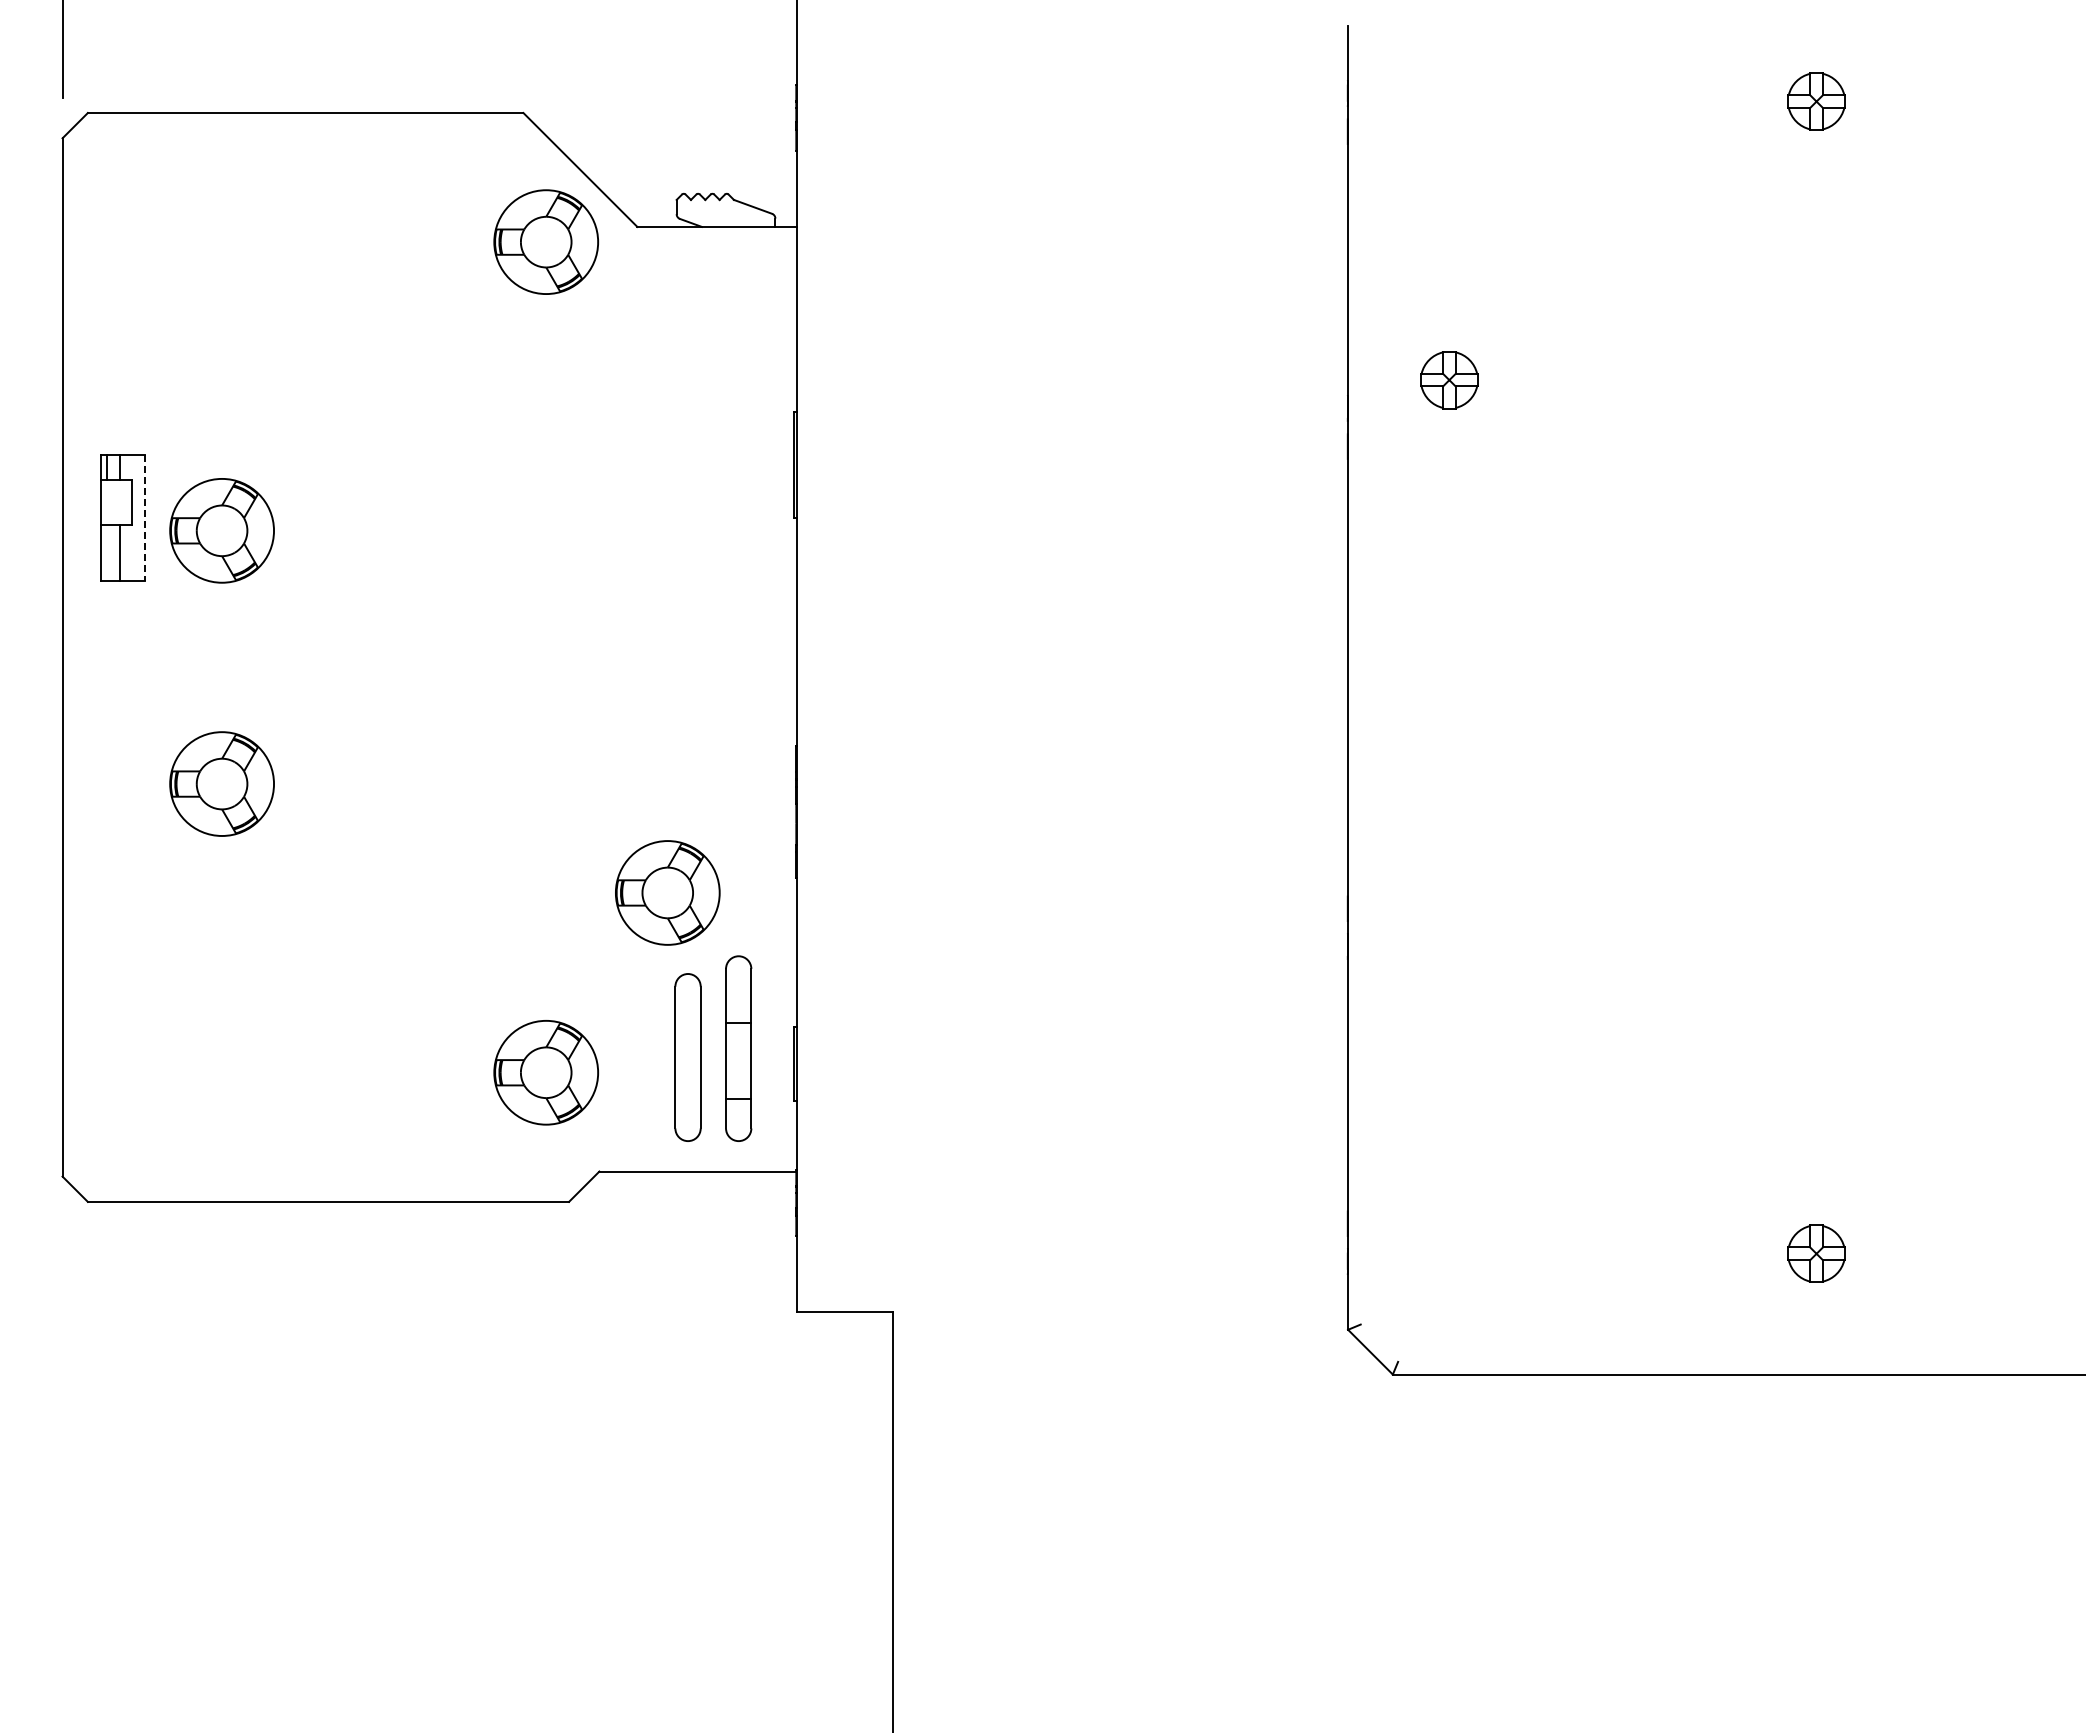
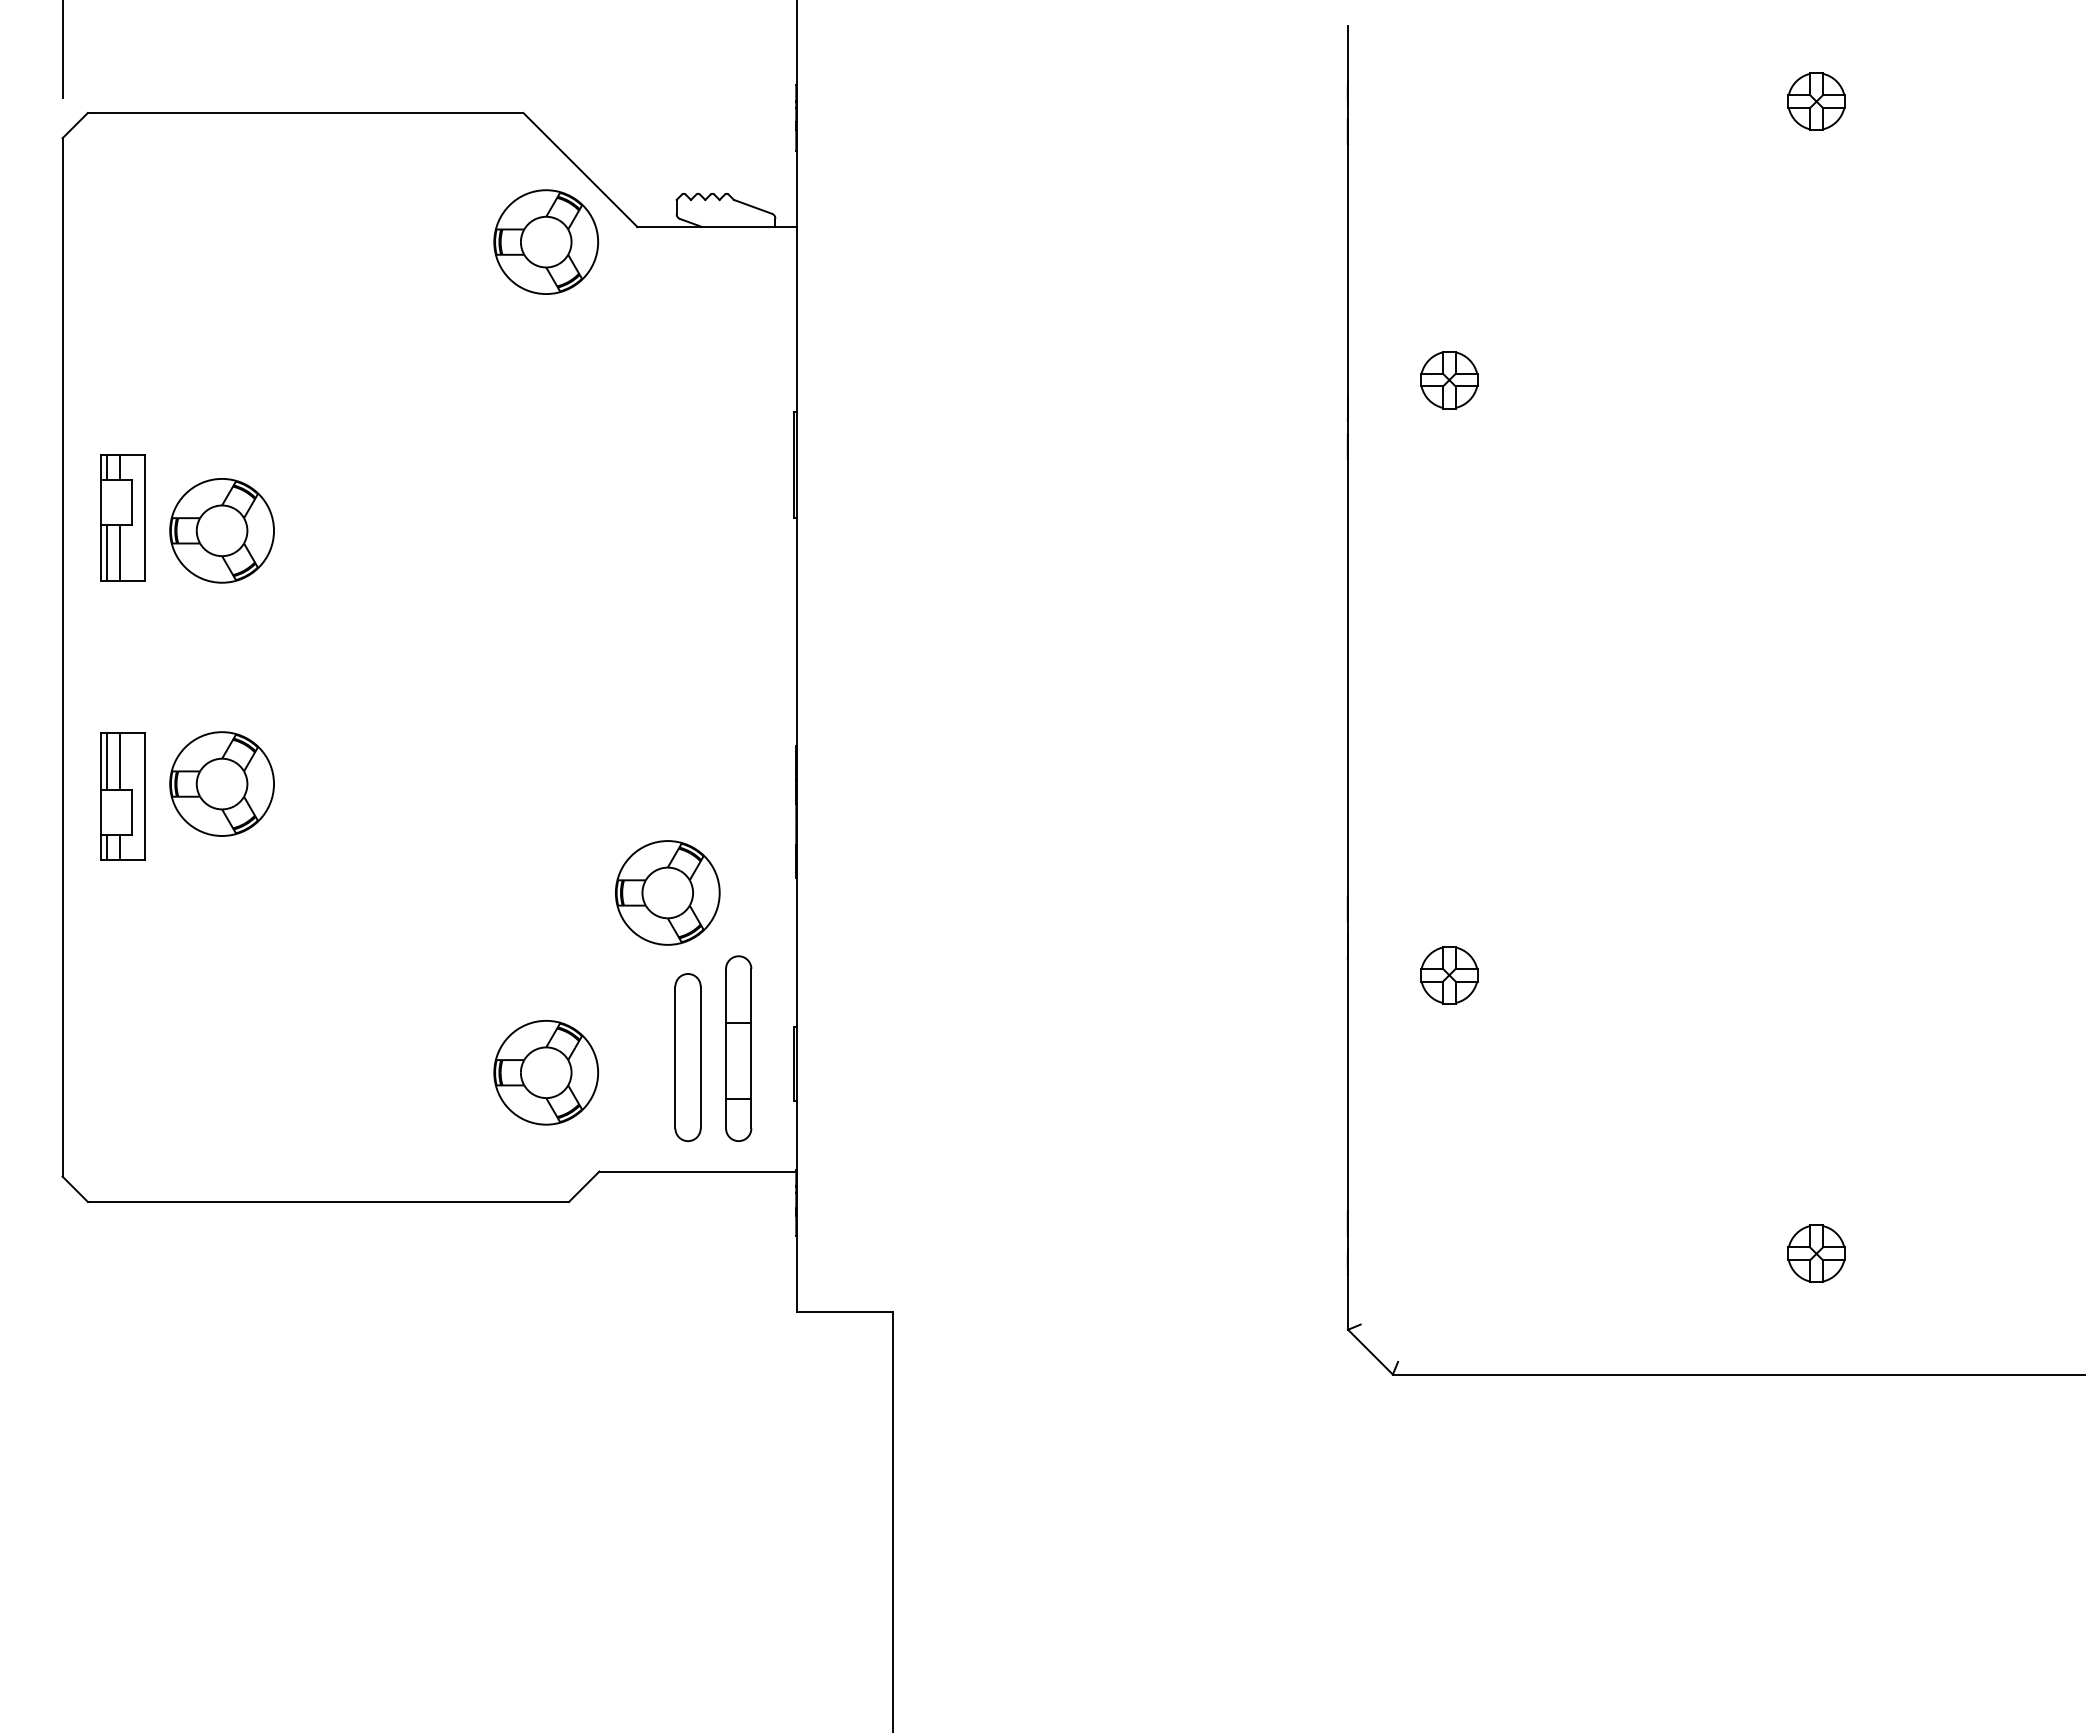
line: dashed -> solid (144, 518)
line: none -> present (106, 552)
part: none -> present (122, 796)
part: none -> present (1449, 975)
